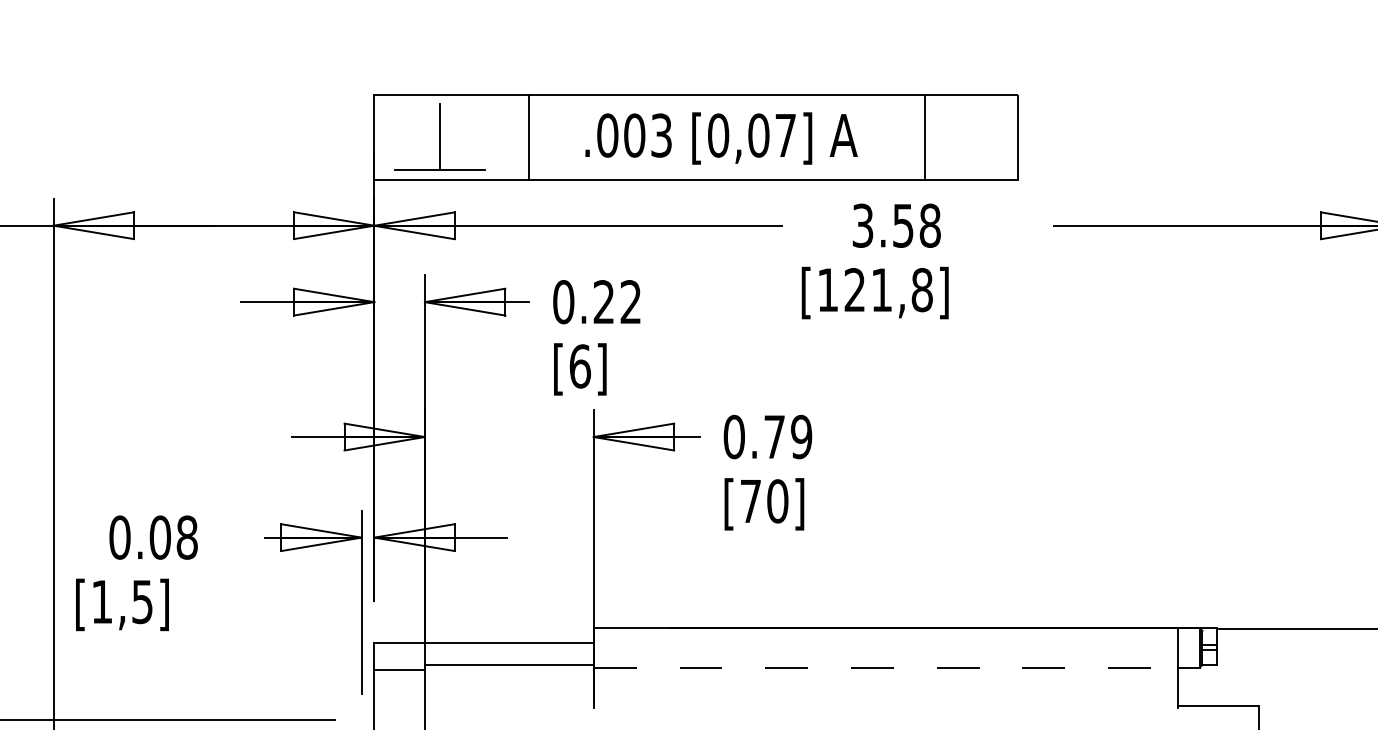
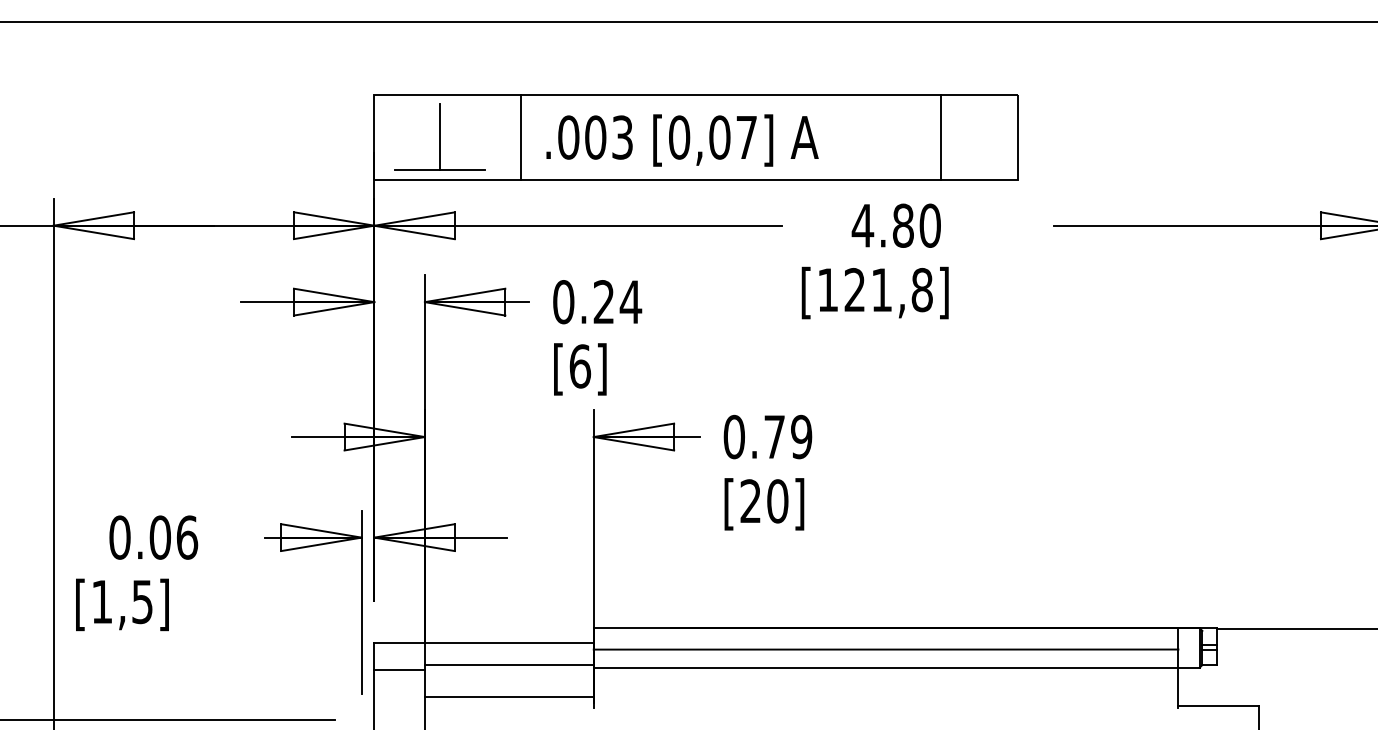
line: none -> present (688, 21)
line position: (528, 137) -> (520, 137) (520, 137)
line position: (924, 137) -> (940, 137) (940, 137)
text position: (721, 138) -> (682, 140) (682, 140)
text: 3.58 -> 4.80 (895, 225)
text: 0.22 -> 0.24 (630, 301)
text: [70] -> [20] (750, 500)
text: 0.08 -> 0.06 (187, 537)
line: none -> present (885, 649)
line: dashed -> solid (886, 668)
line: none -> present (508, 697)
